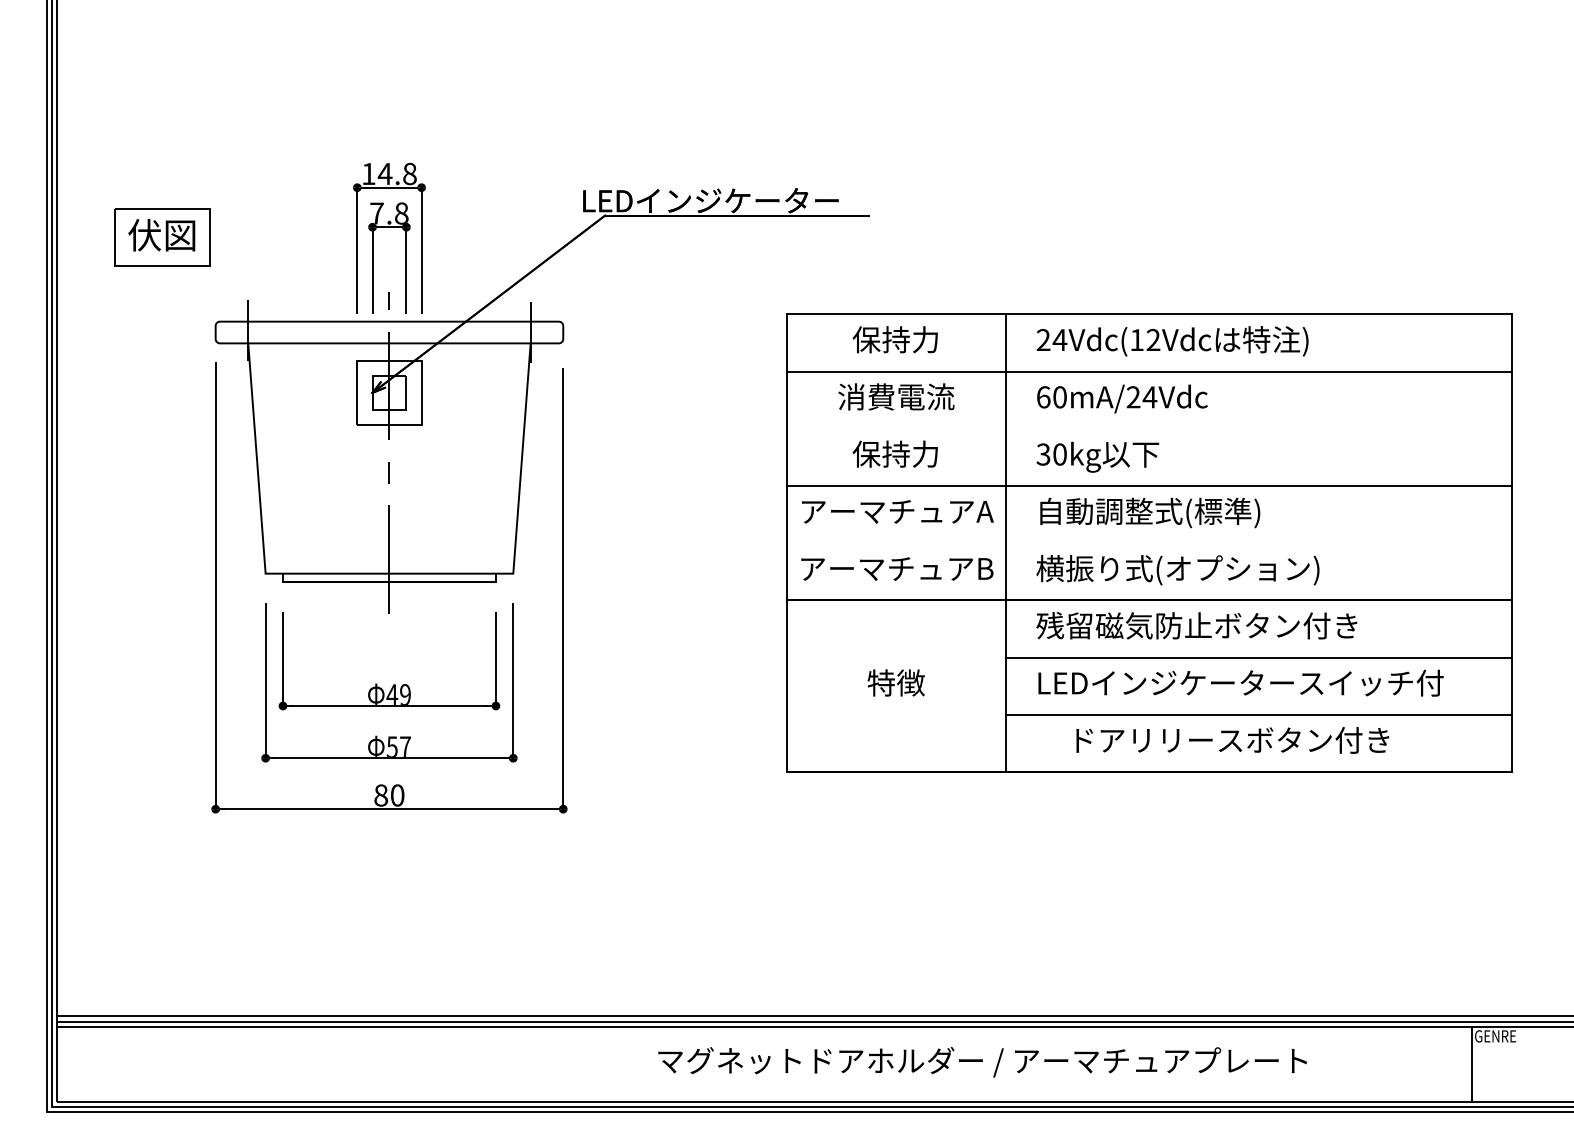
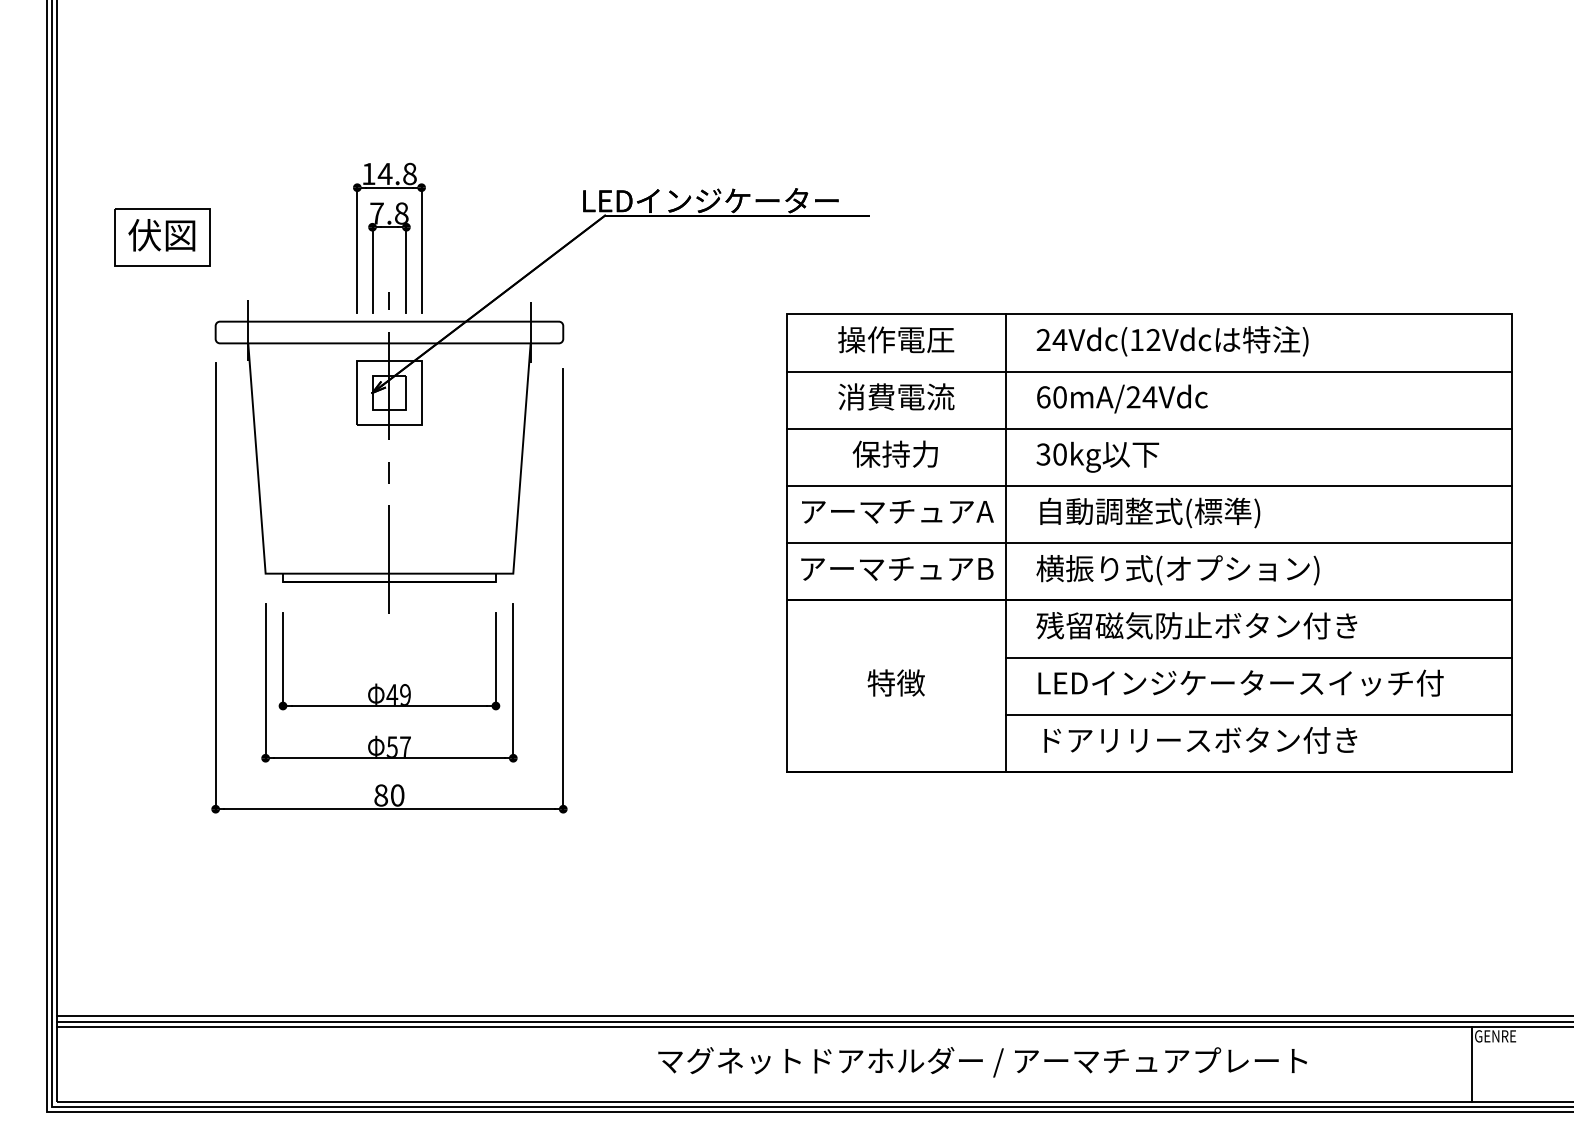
text: 保持力 -> 操作電圧 (896, 339)
line: none -> present (1148, 428)
line: none -> present (1148, 543)
text position: (1232, 740) -> (1200, 740) (1200, 740)
